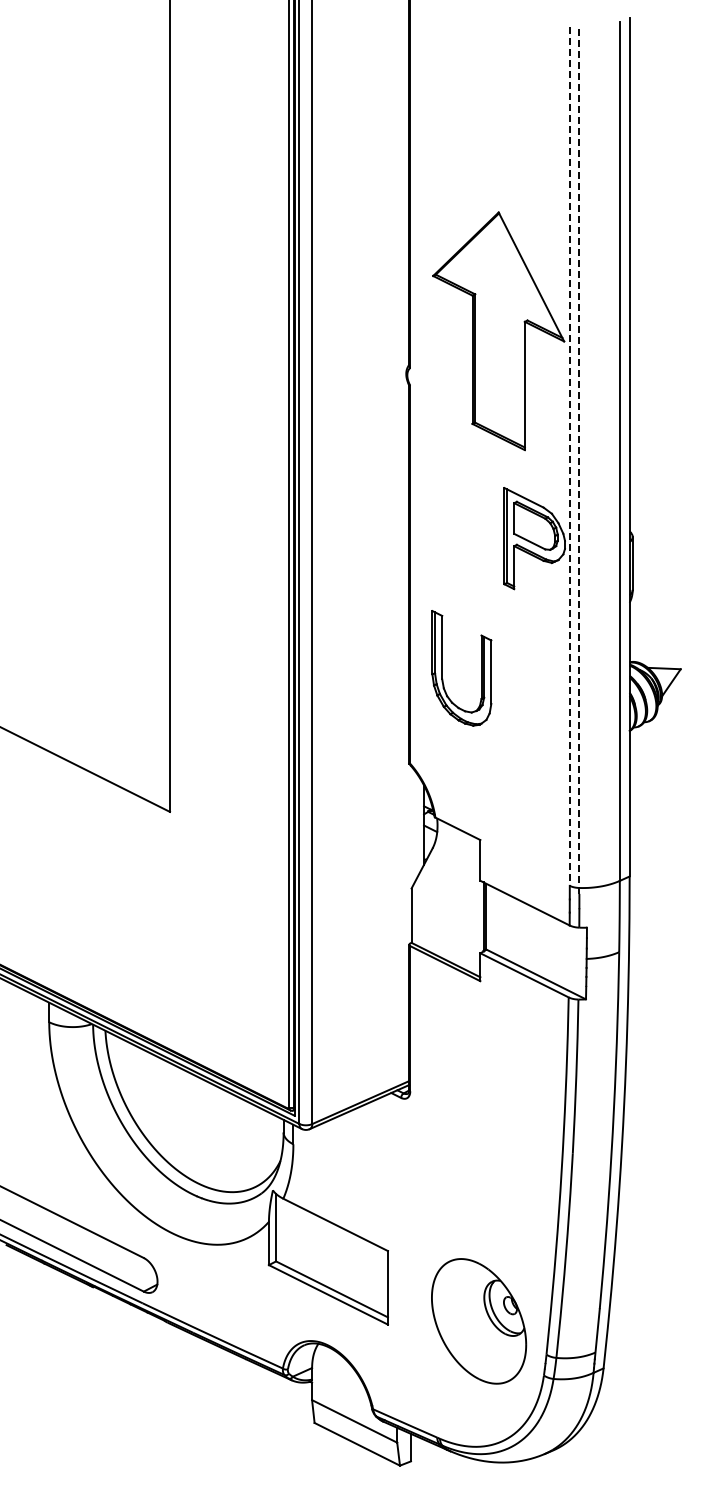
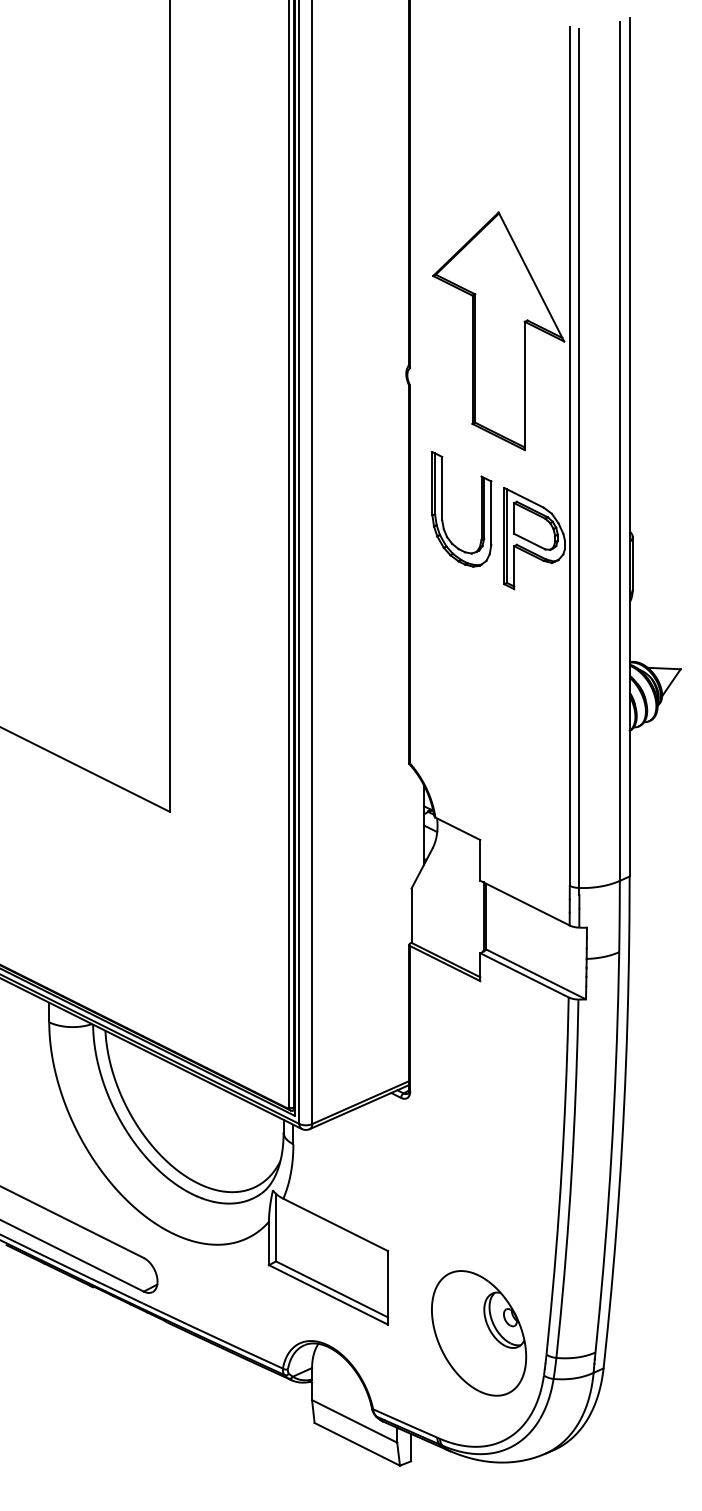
line: dashed -> solid (569, 457)
line: dashed -> solid (579, 462)
part position: (442, 668) -> (442, 509) (442, 509)
part position: (479, 1321) -> (479, 1333) (479, 1333)
